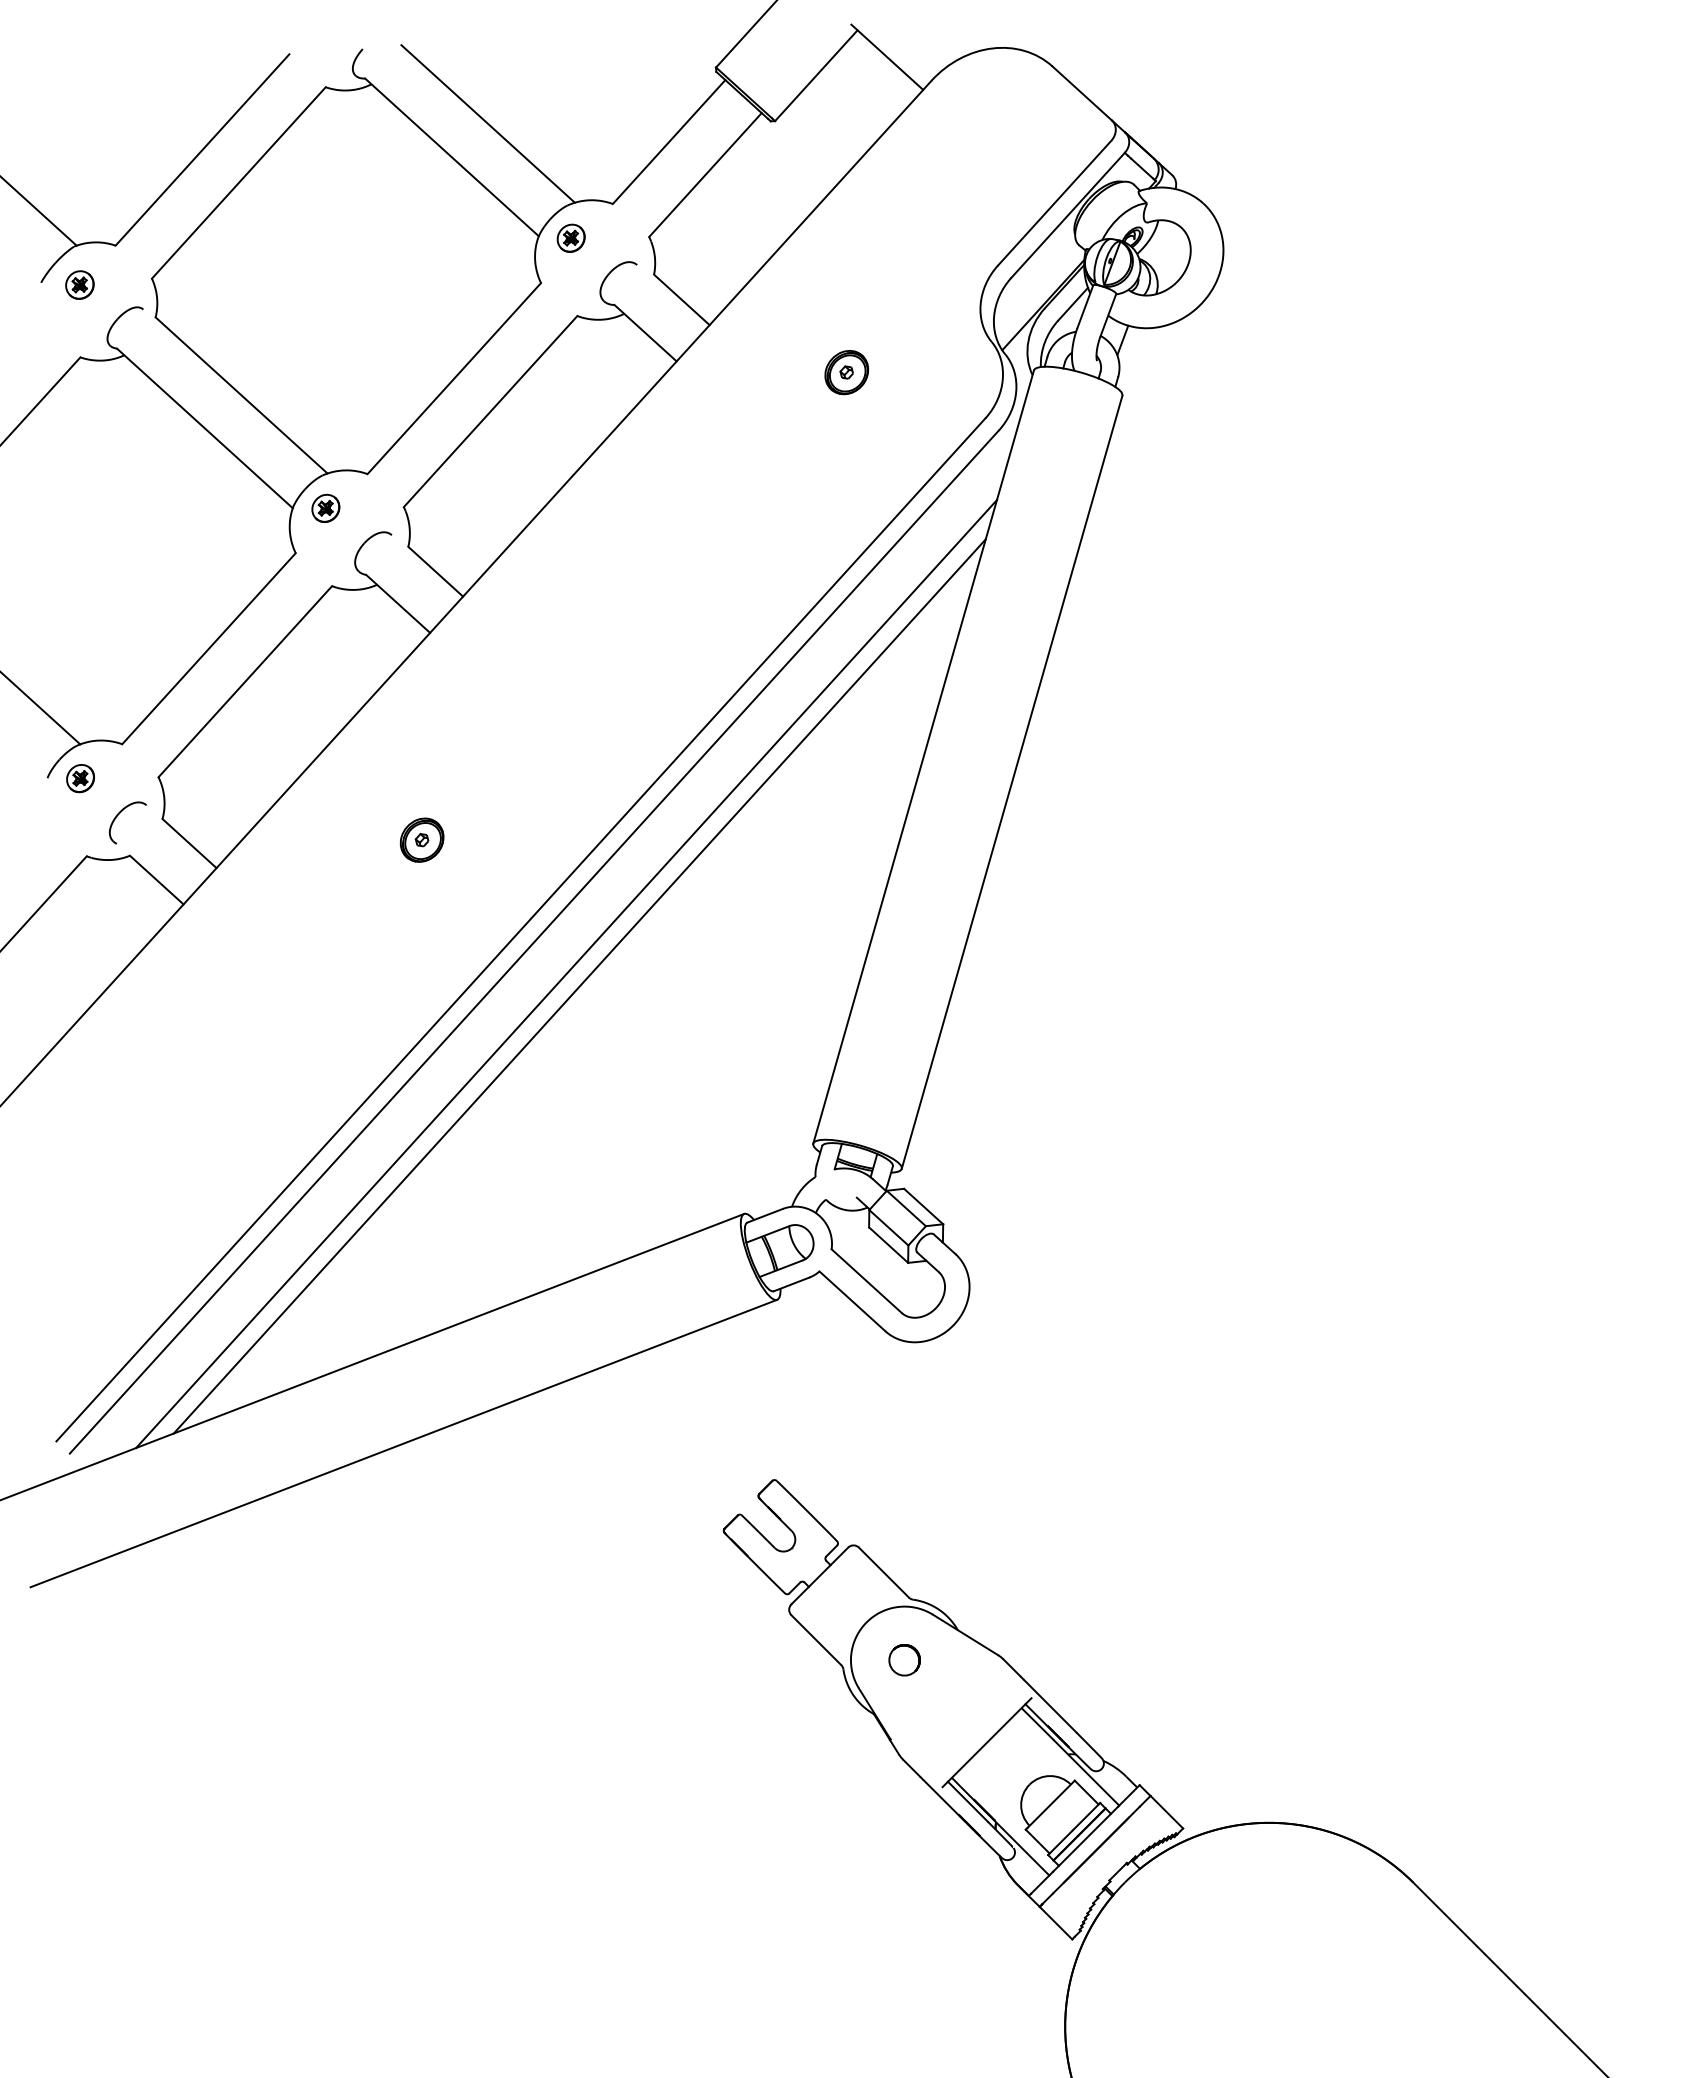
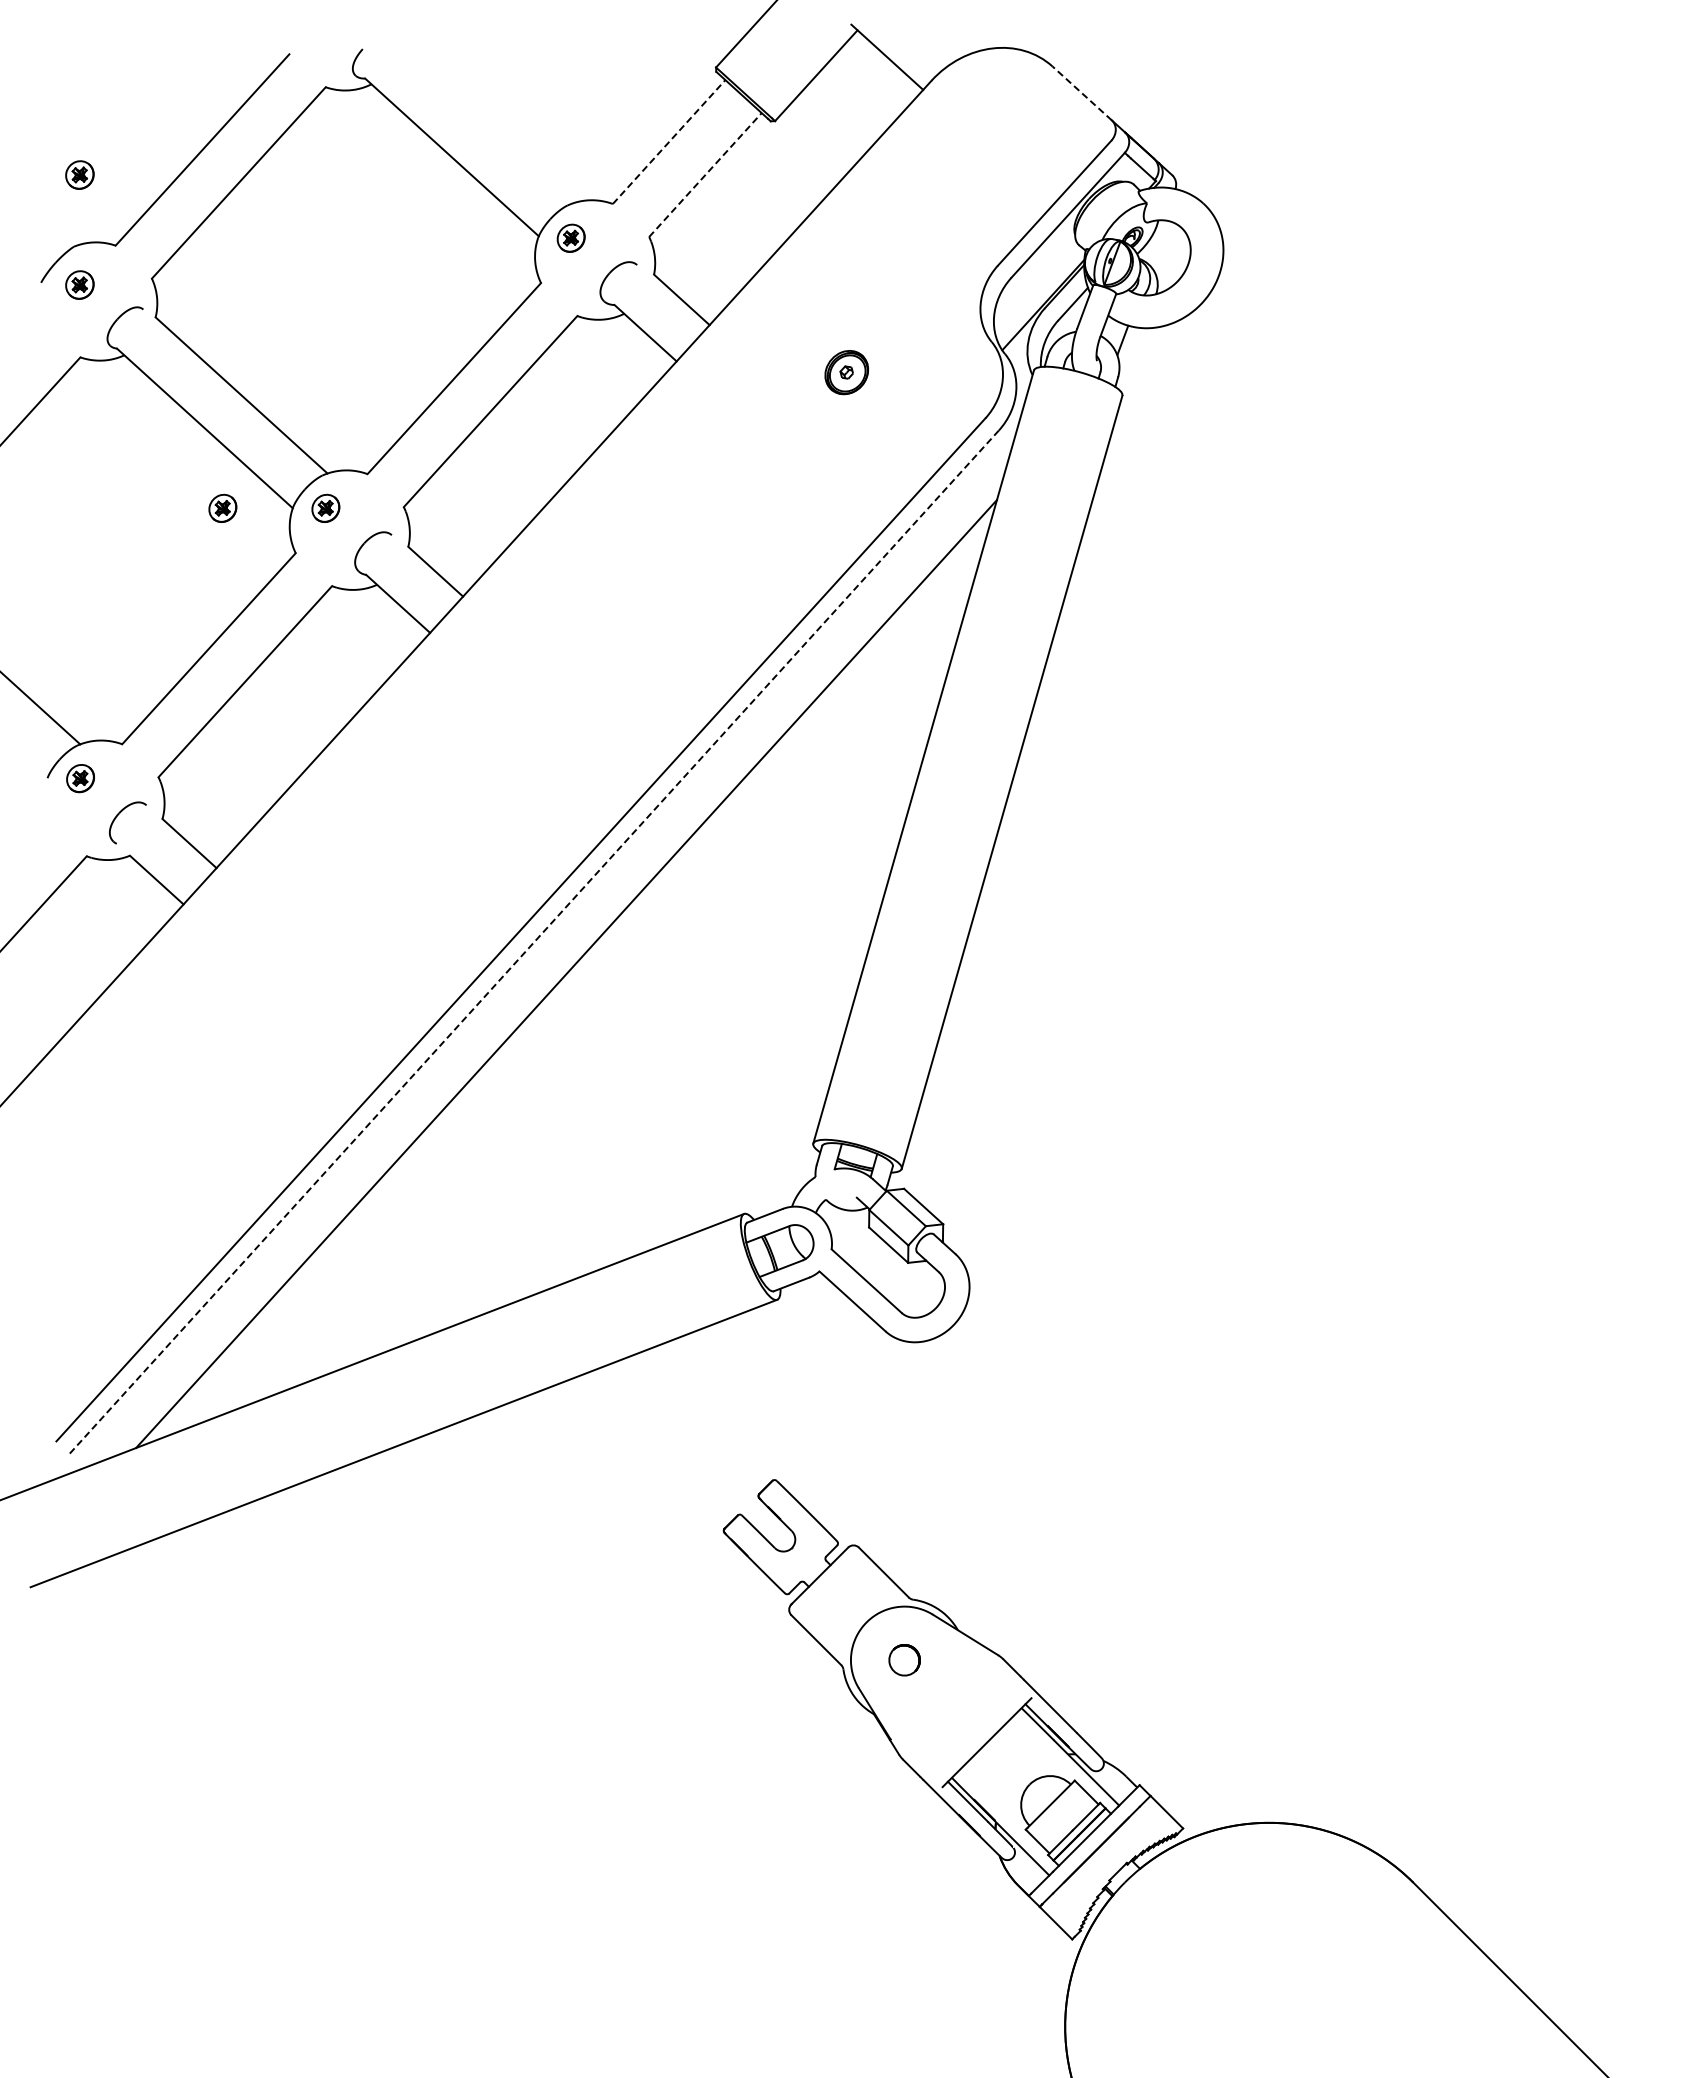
line: solid -> dashed (1081, 93)
line: present -> none (487, 123)
line: solid -> dashed (669, 142)
part: none -> present (79, 174)
line: solid -> dashed (705, 175)
line: present -> none (39, 211)
part: none -> present (222, 507)
part: present -> none (421, 839)
line: solid -> dashed (534, 942)
line: present -> none (579, 986)
